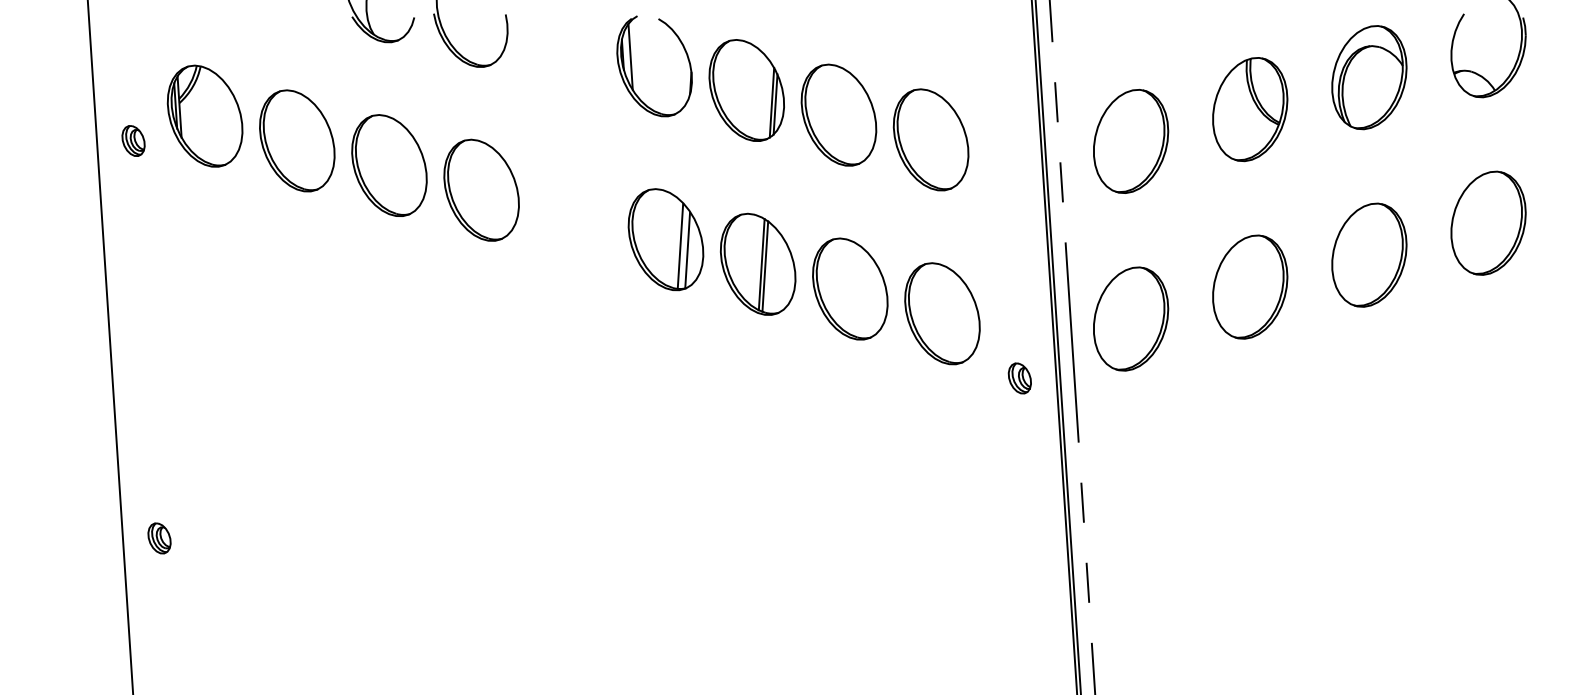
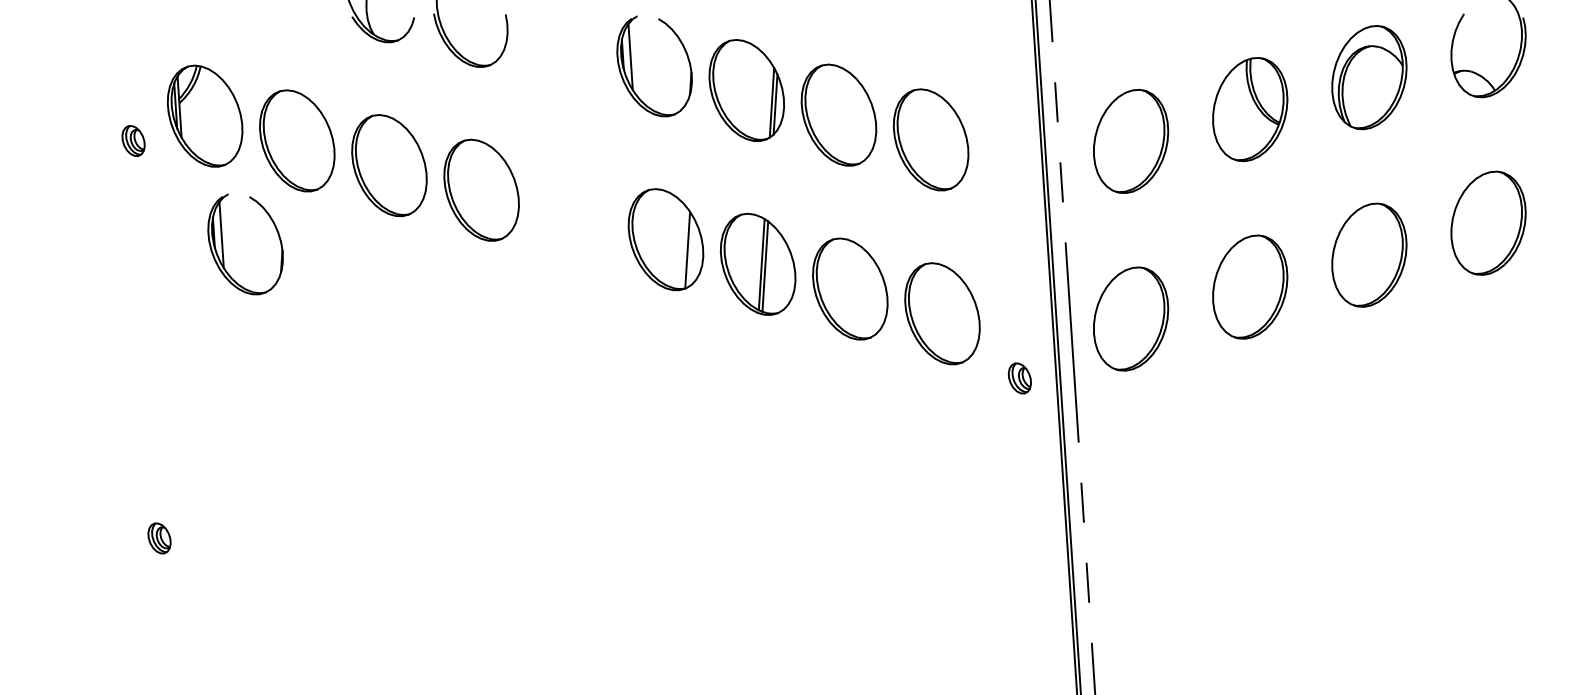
part: none -> present (223, 244)
line: present -> none (680, 245)
line: present -> none (109, 346)
